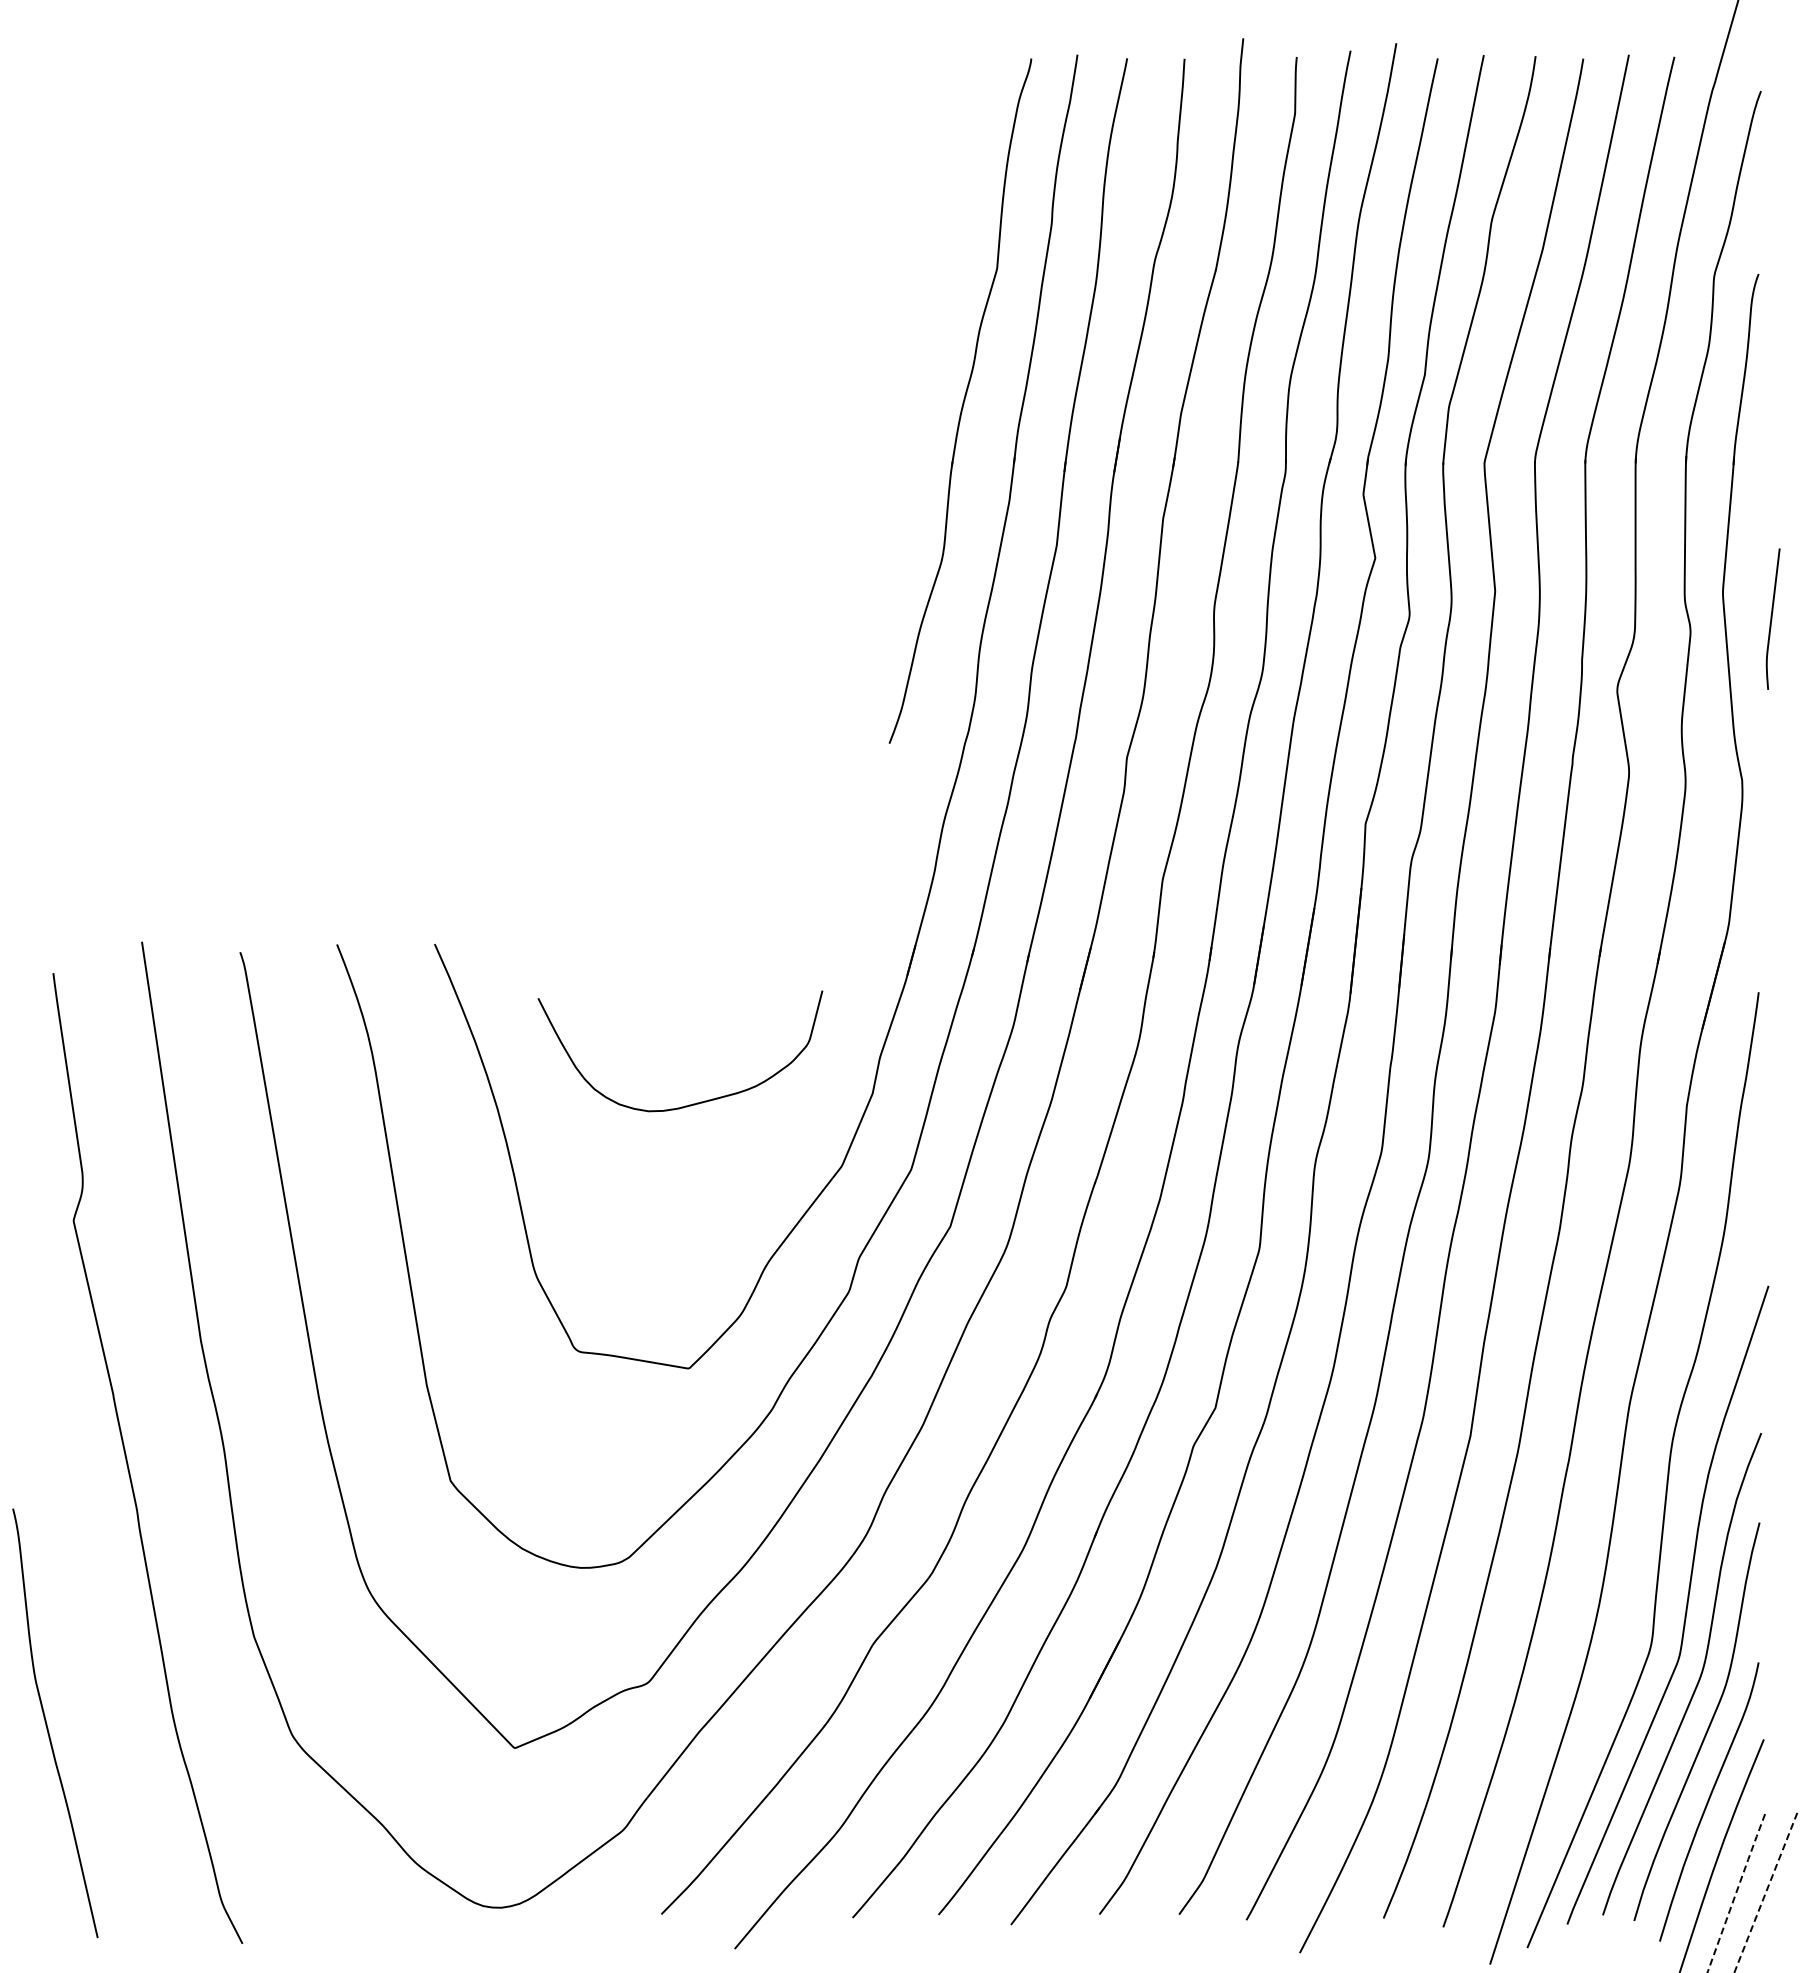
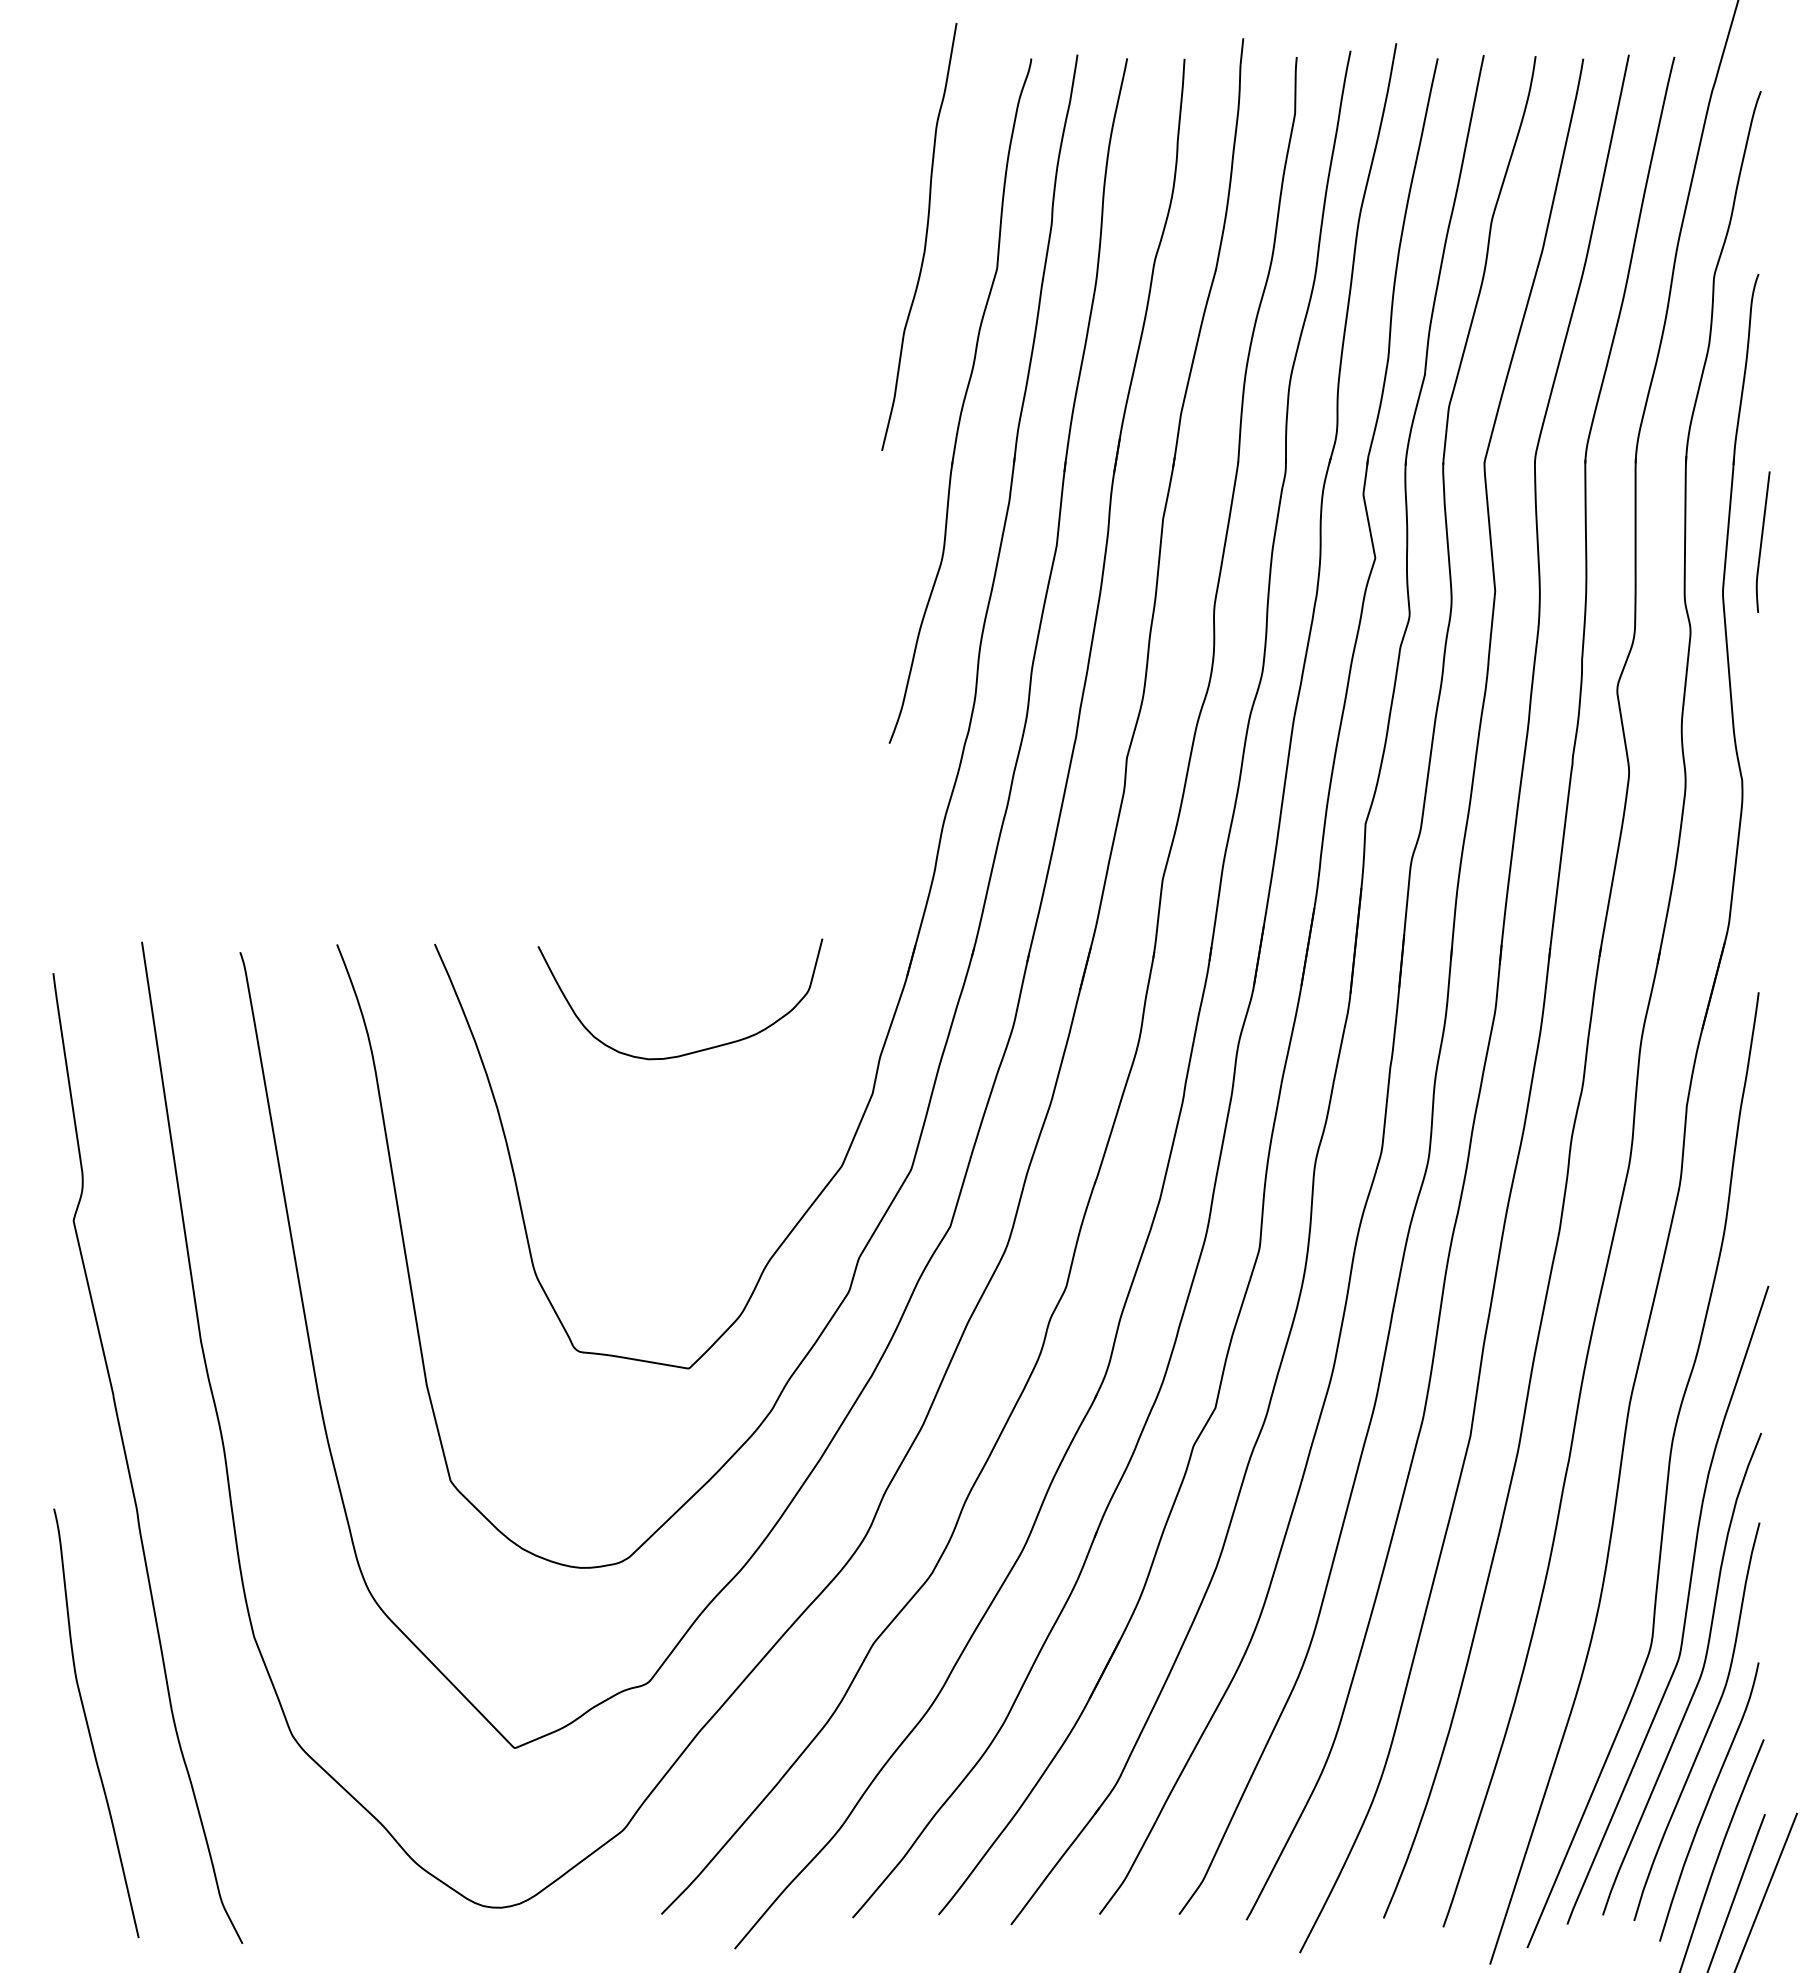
curve: none -> present (925, 236)
curve position: (1772, 618) -> (1762, 541) (1762, 541)
curve position: (693, 1103) -> (693, 1051) (693, 1051)
curve position: (47, 1723) -> (88, 1723) (88, 1723)
line: dashed -> solid (1736, 1892)
line: dashed -> solid (1765, 1892)
